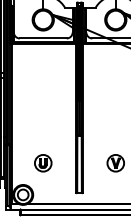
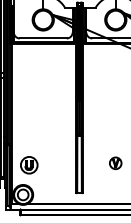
part position: (43, 163) -> (29, 165) (29, 165)
part size: 19x19 px -> 14x15 px (115, 163)
